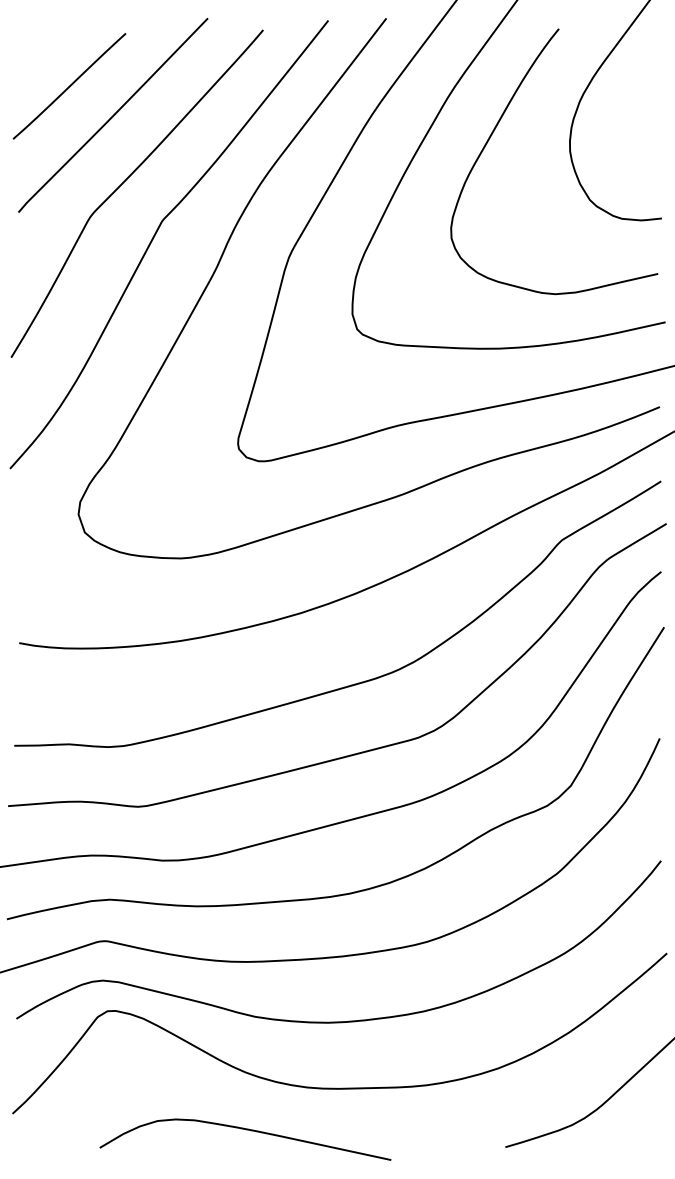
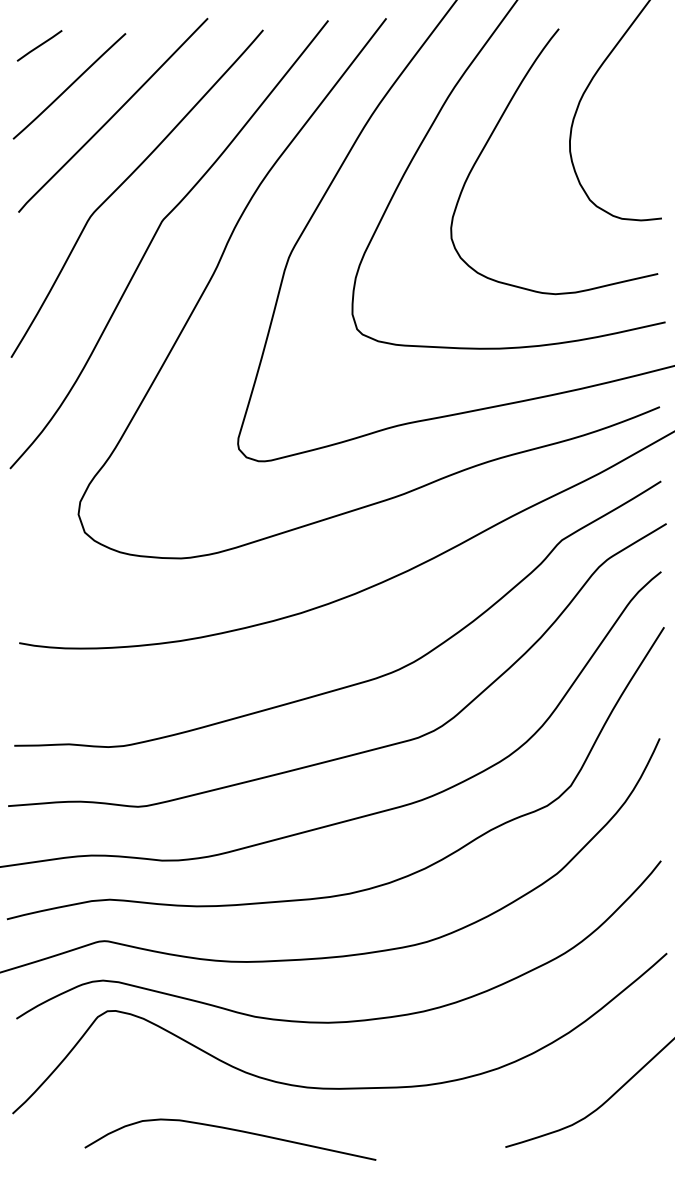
line: none -> present (39, 45)
curve position: (246, 1130) -> (231, 1130) (231, 1130)
